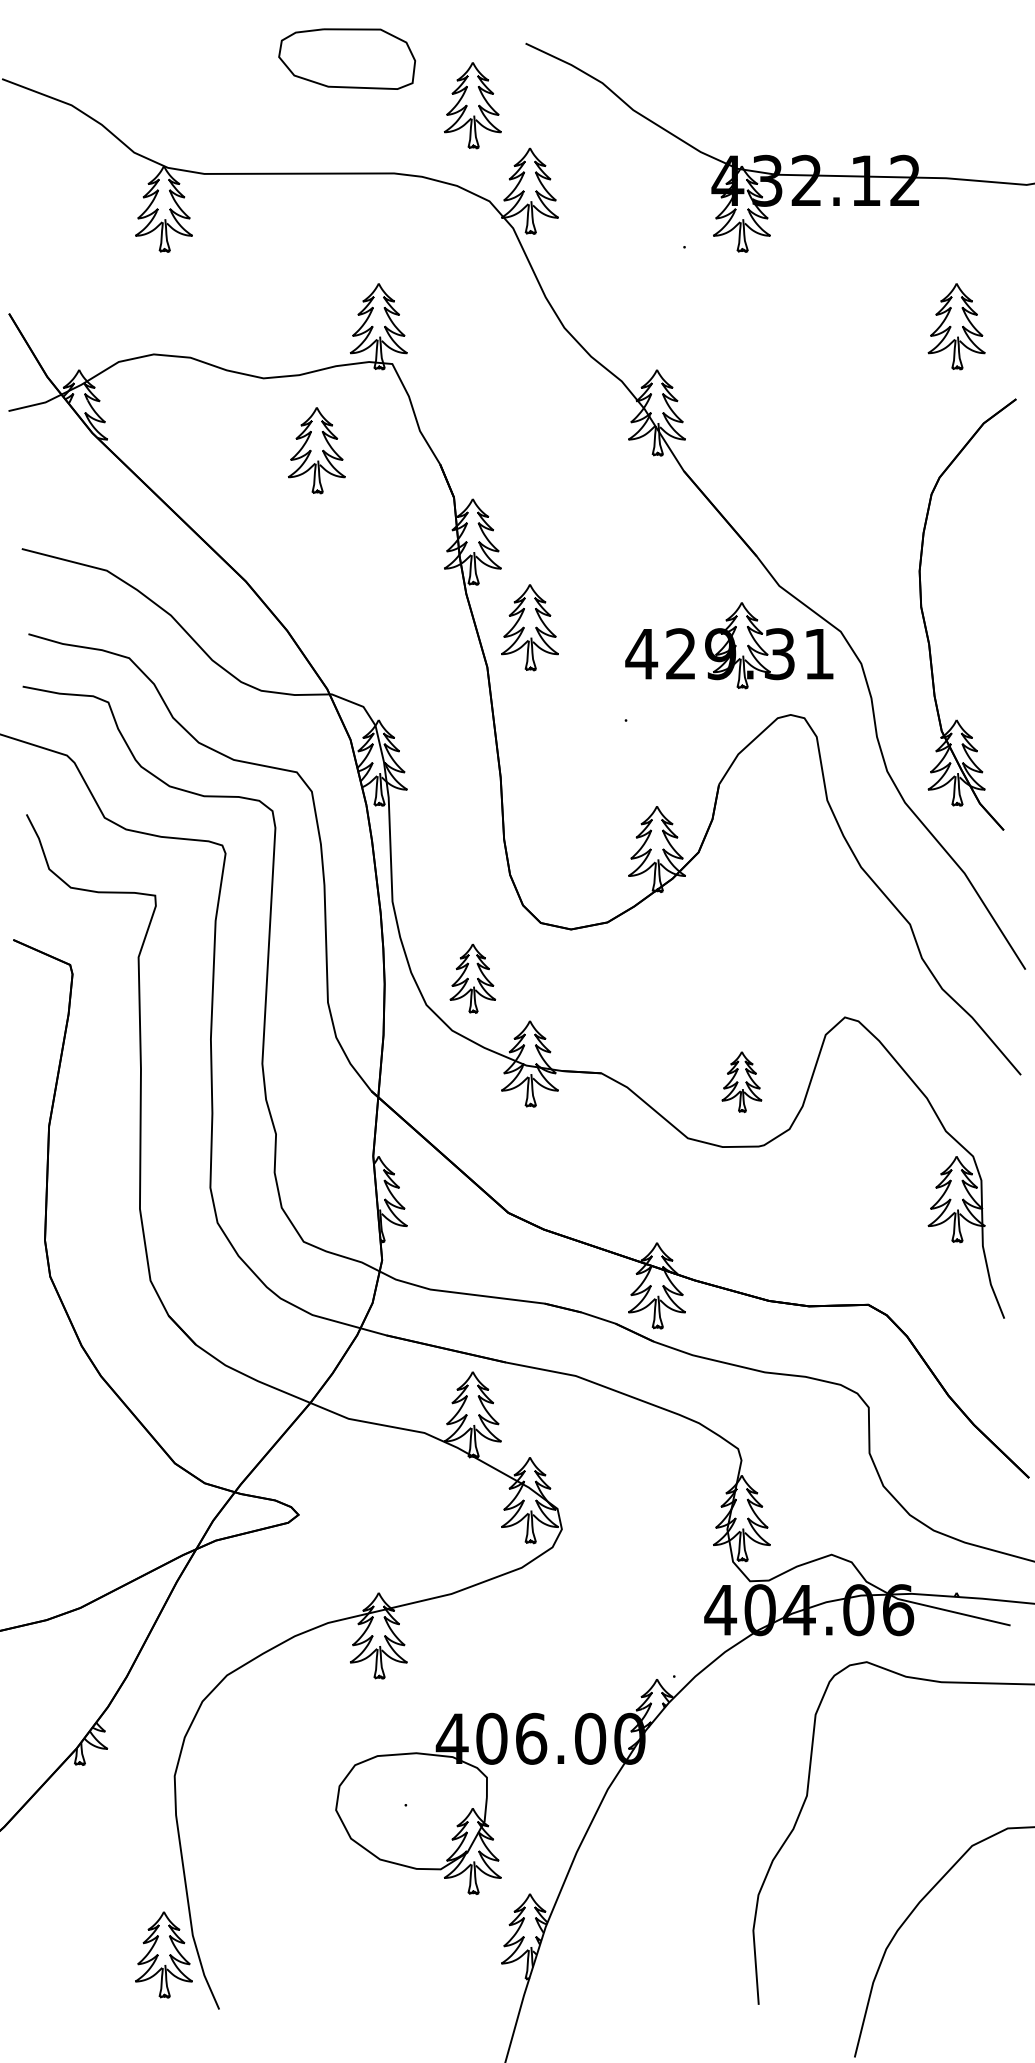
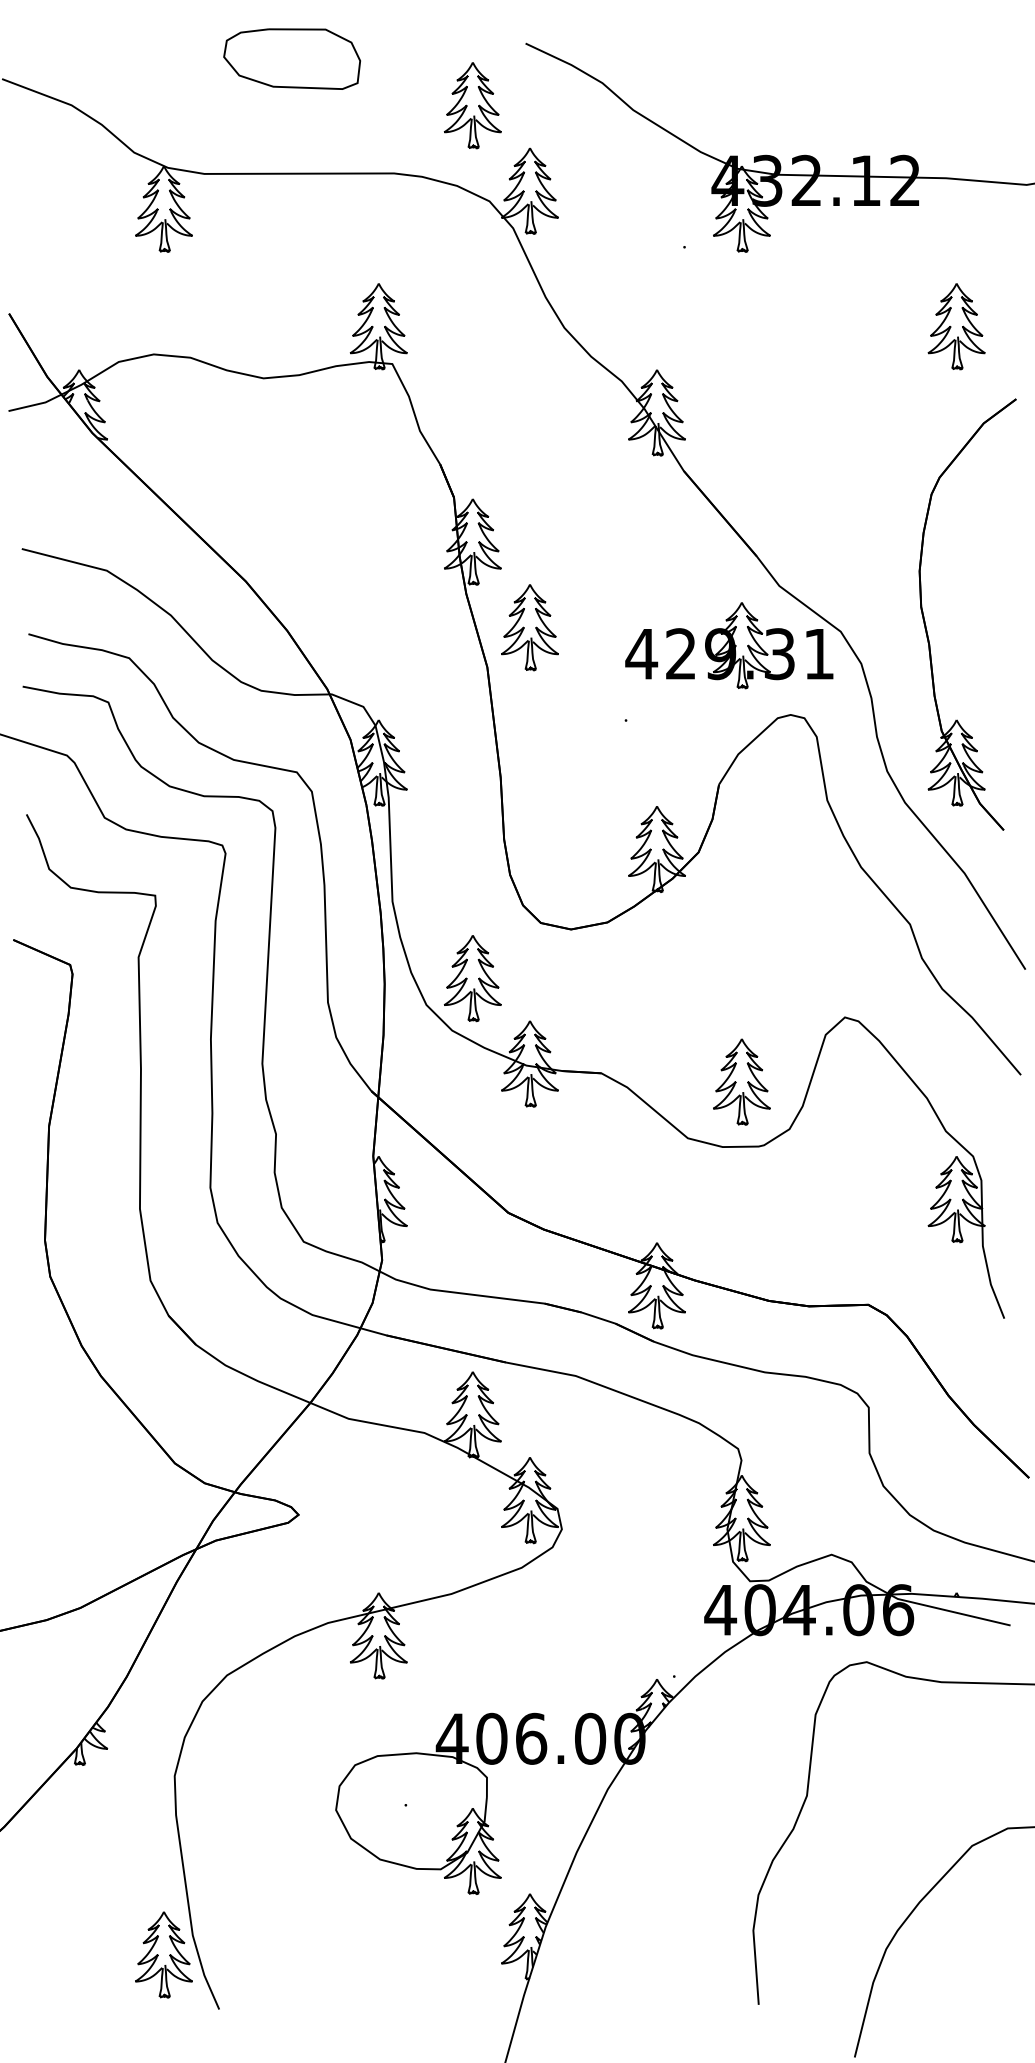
part position: (346, 58) -> (291, 58) (291, 58)
part: present -> none (316, 450)
part size: 48x71 px -> 58x88 px (472, 978)
part size: 42x63 px -> 58x88 px (741, 1081)
